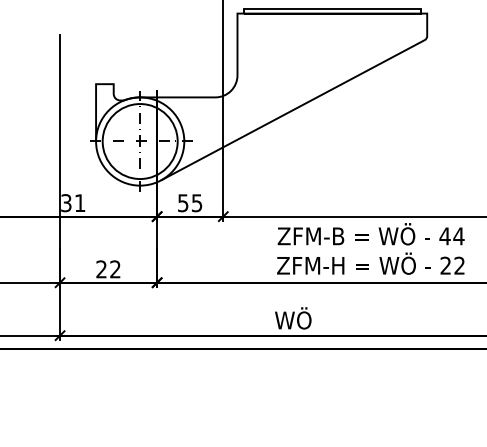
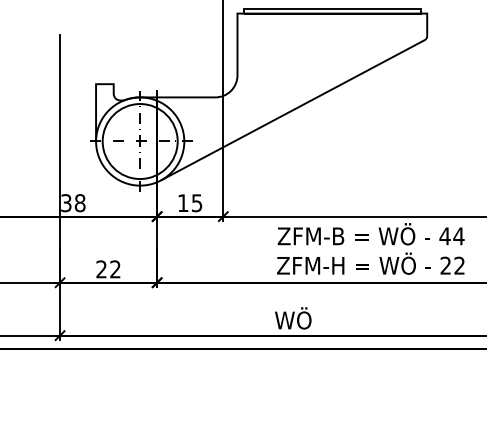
text: 31 -> 38 (79, 203)
text: 55 -> 15 (183, 203)
